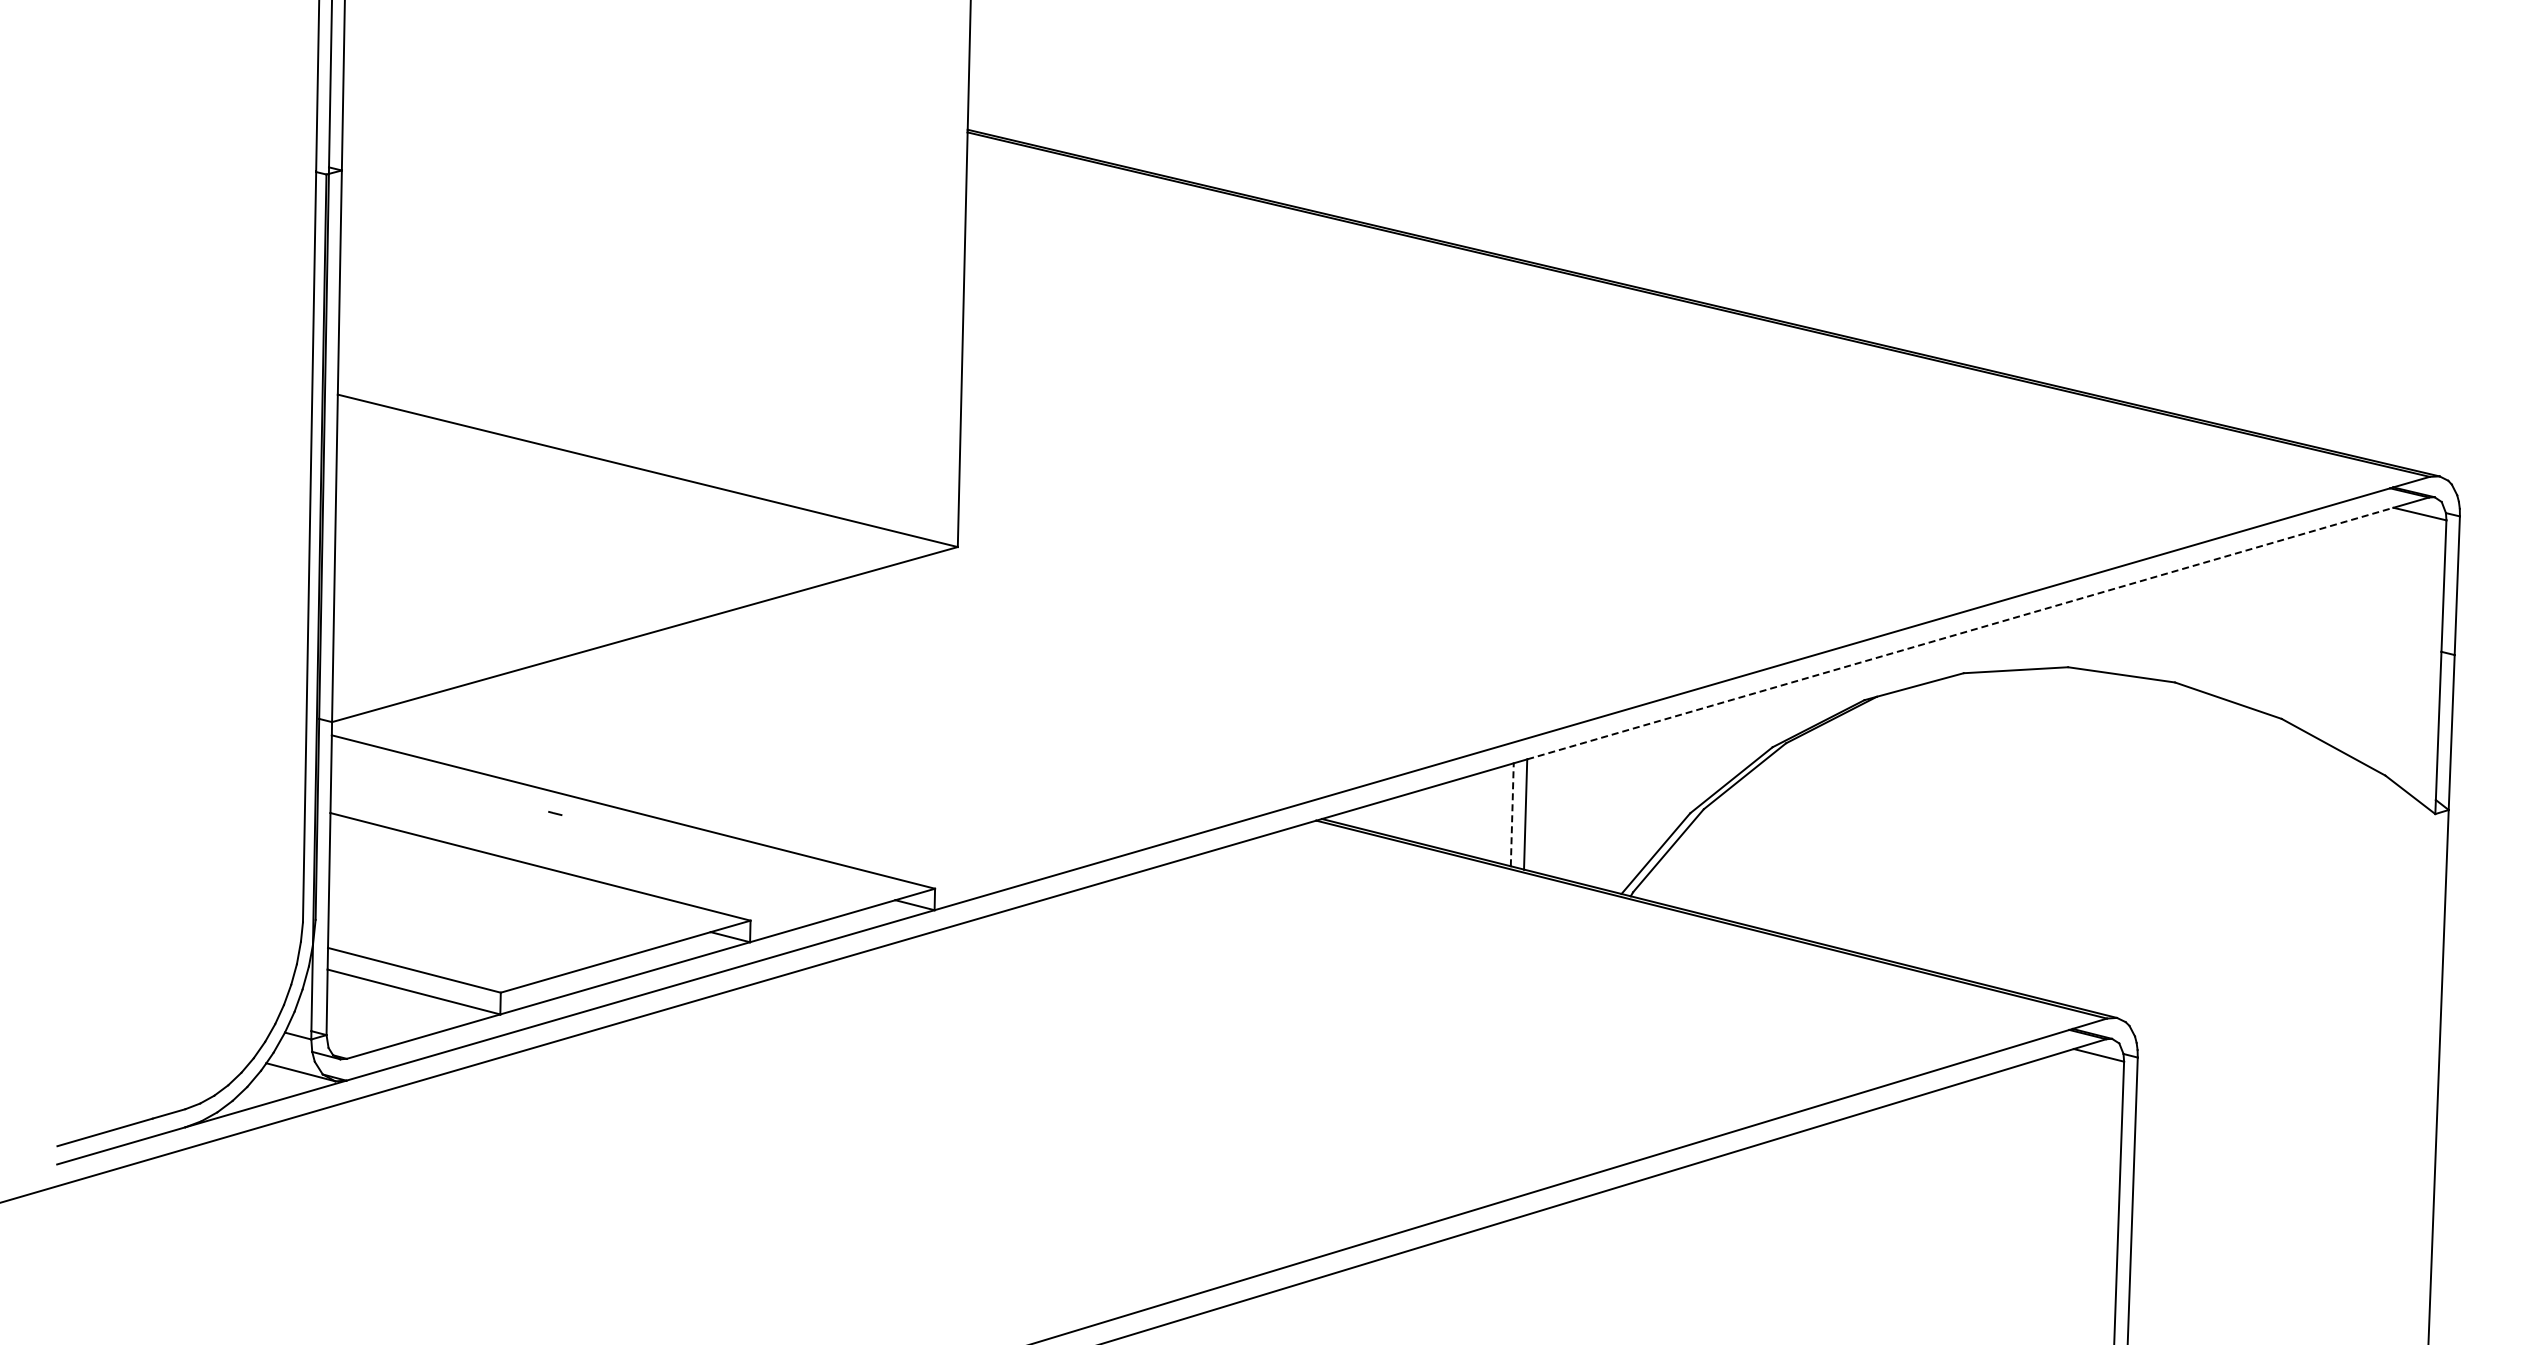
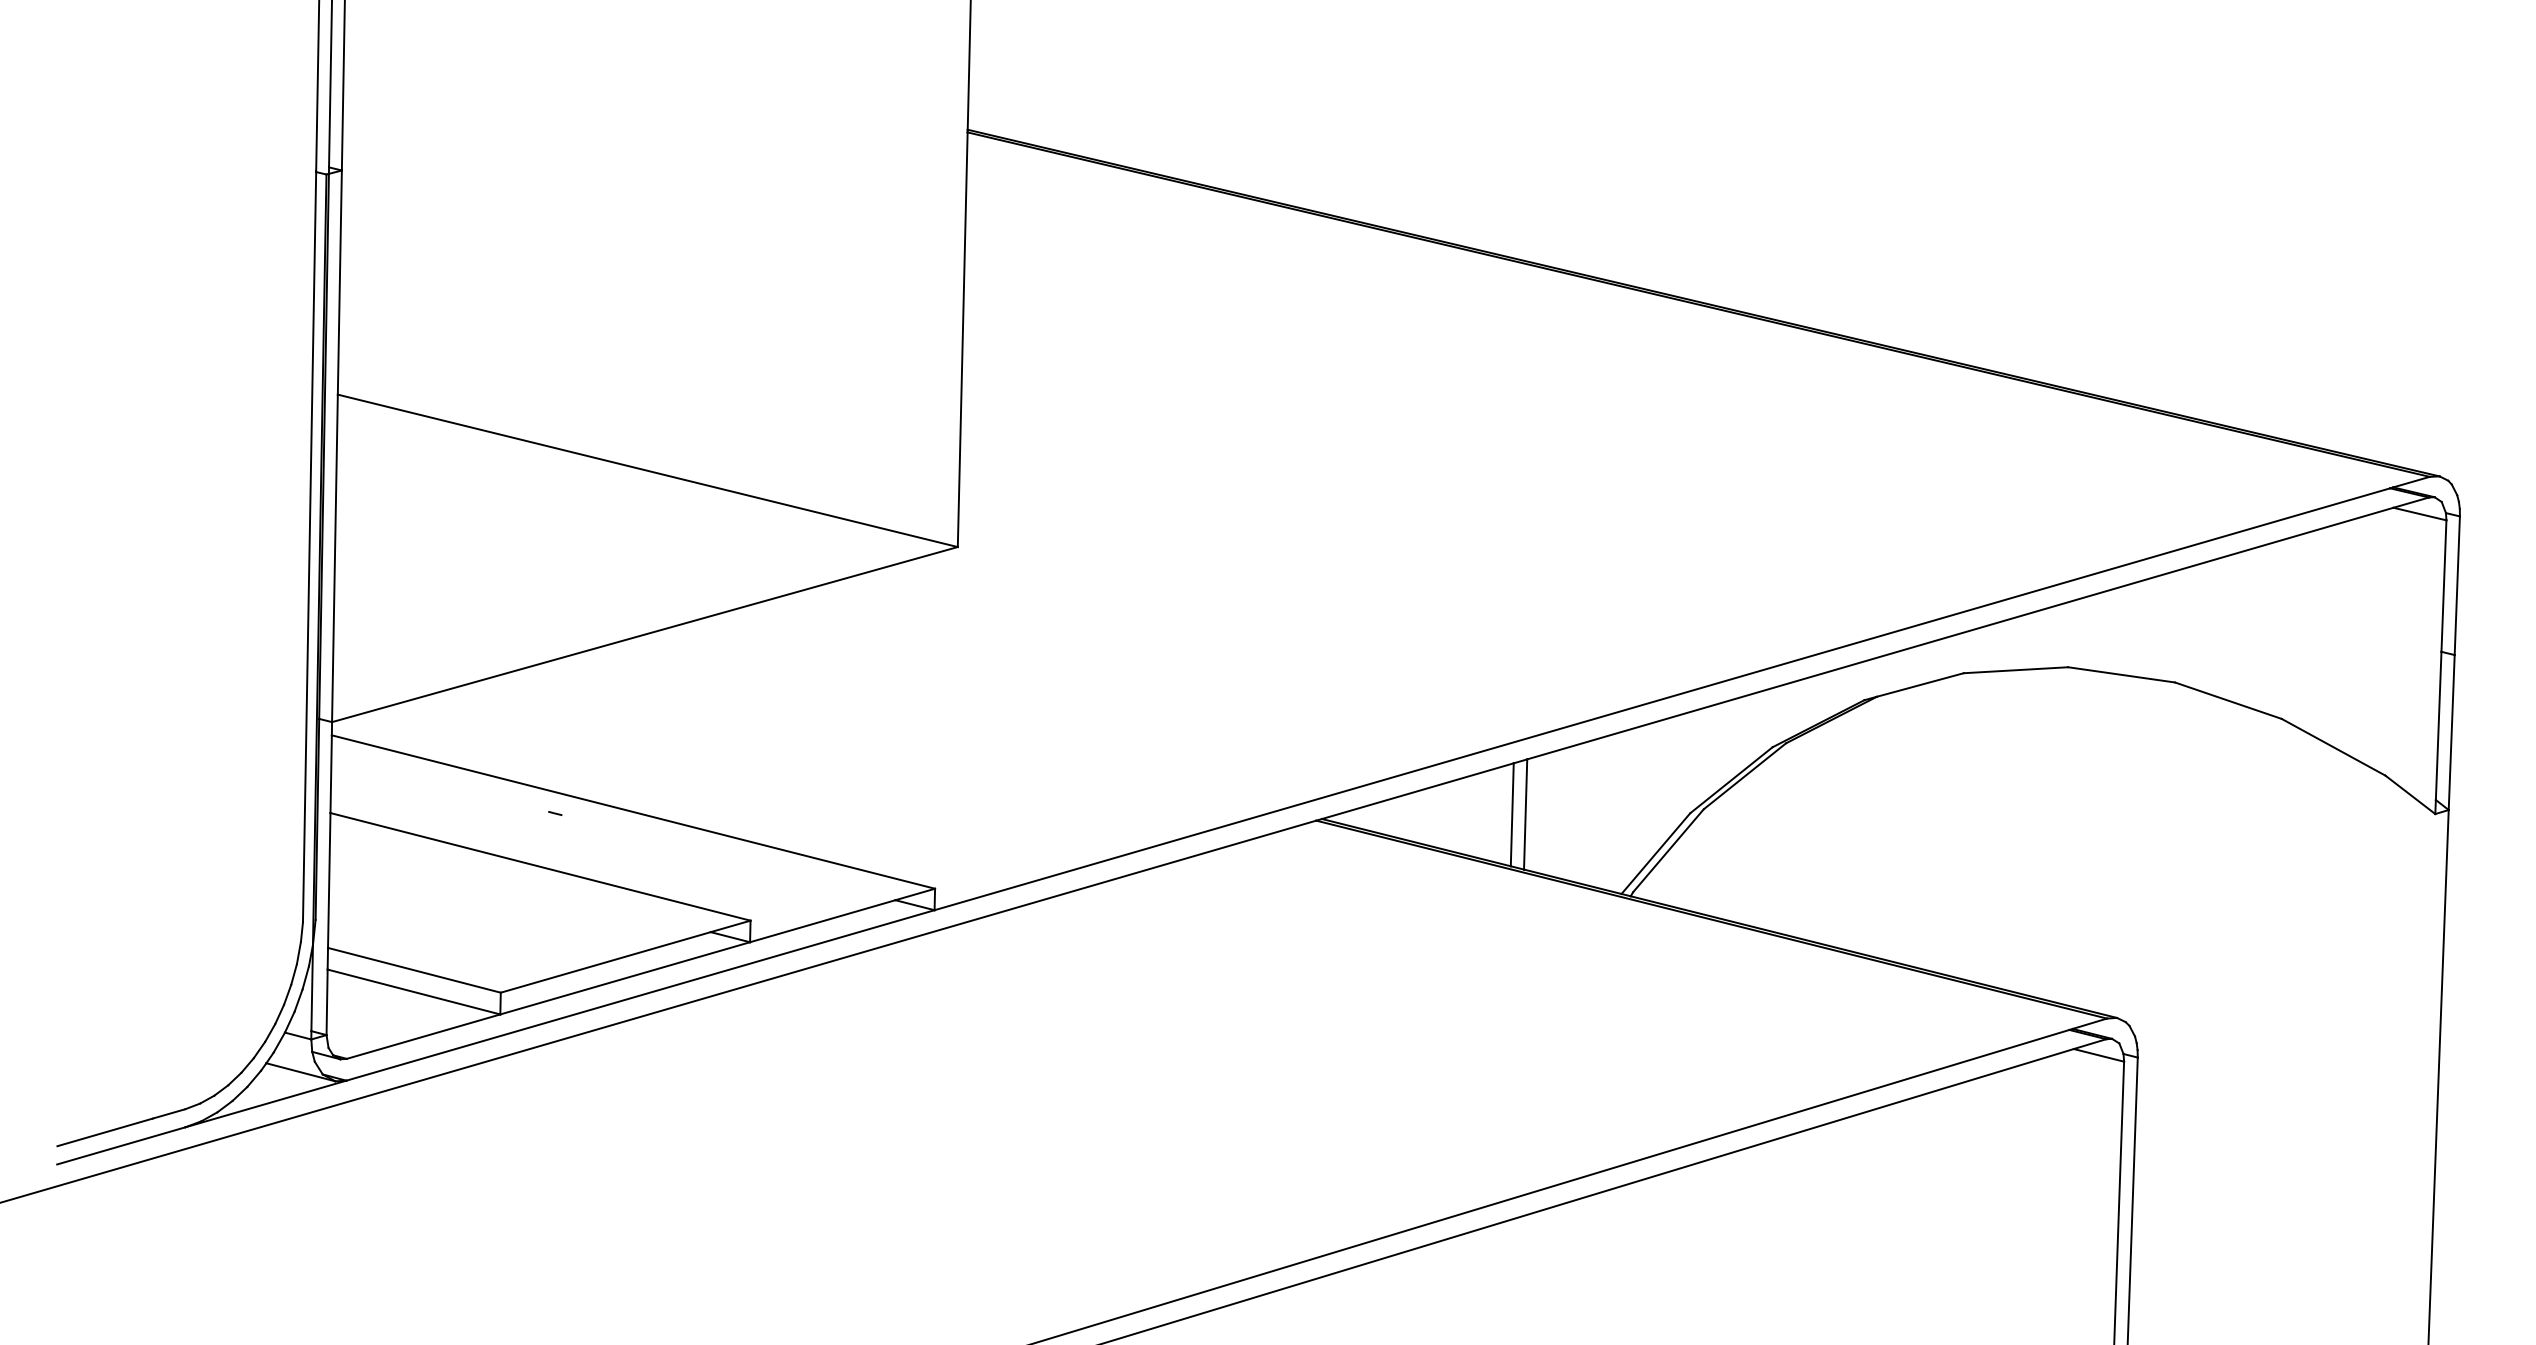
line: dashed -> solid (1960, 633)
line: dashed -> solid (1512, 814)
